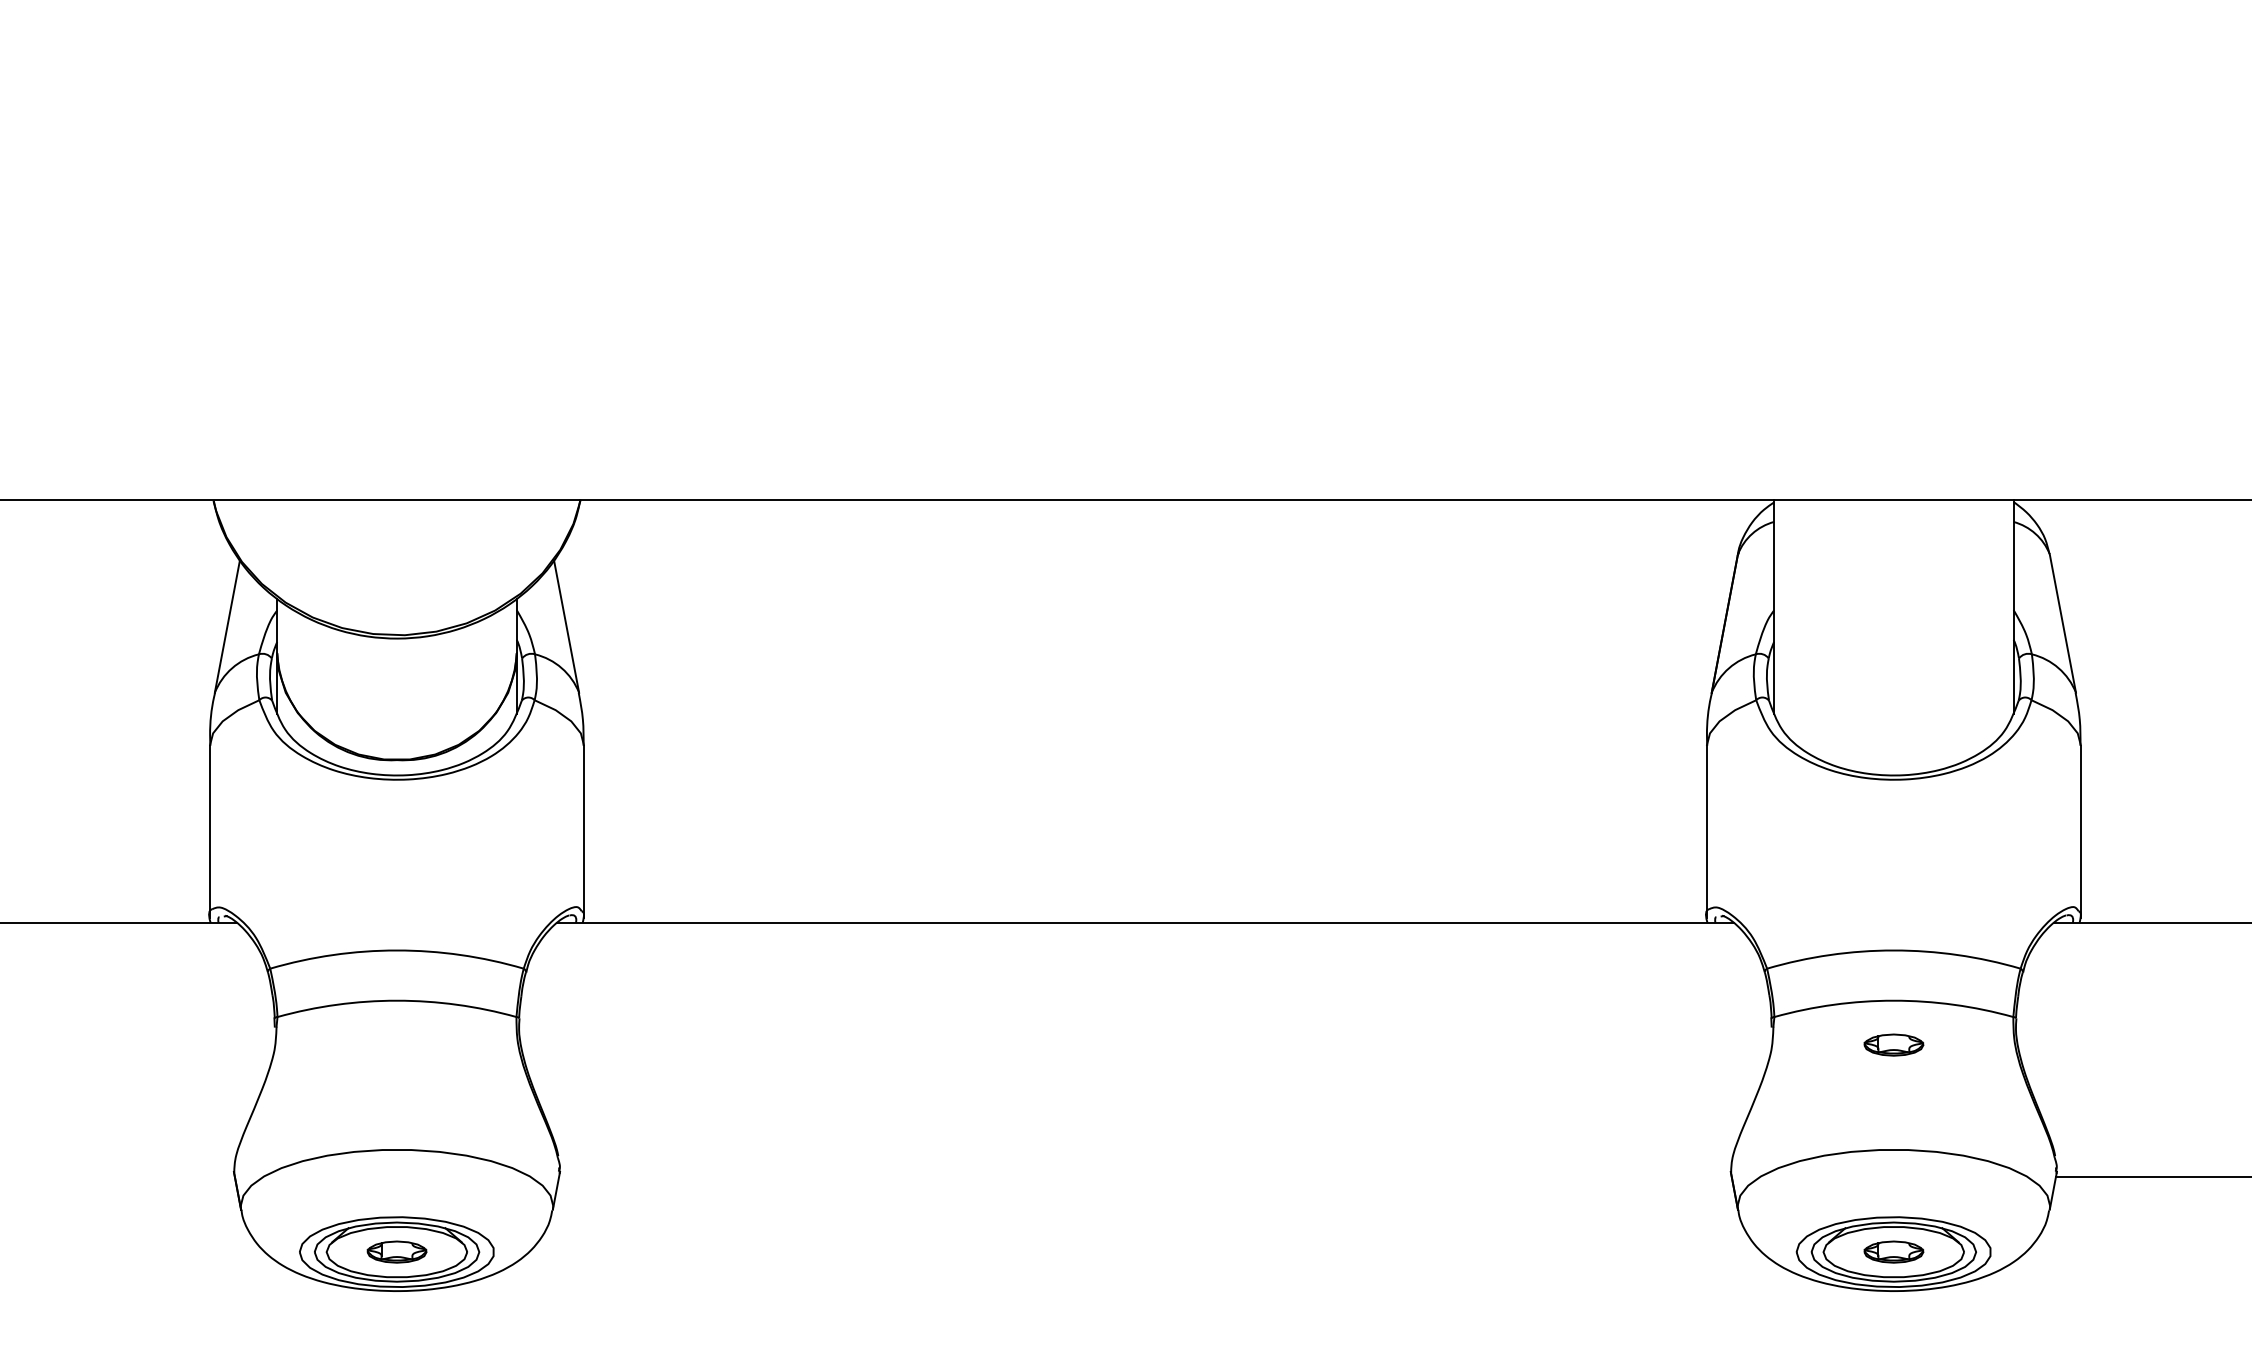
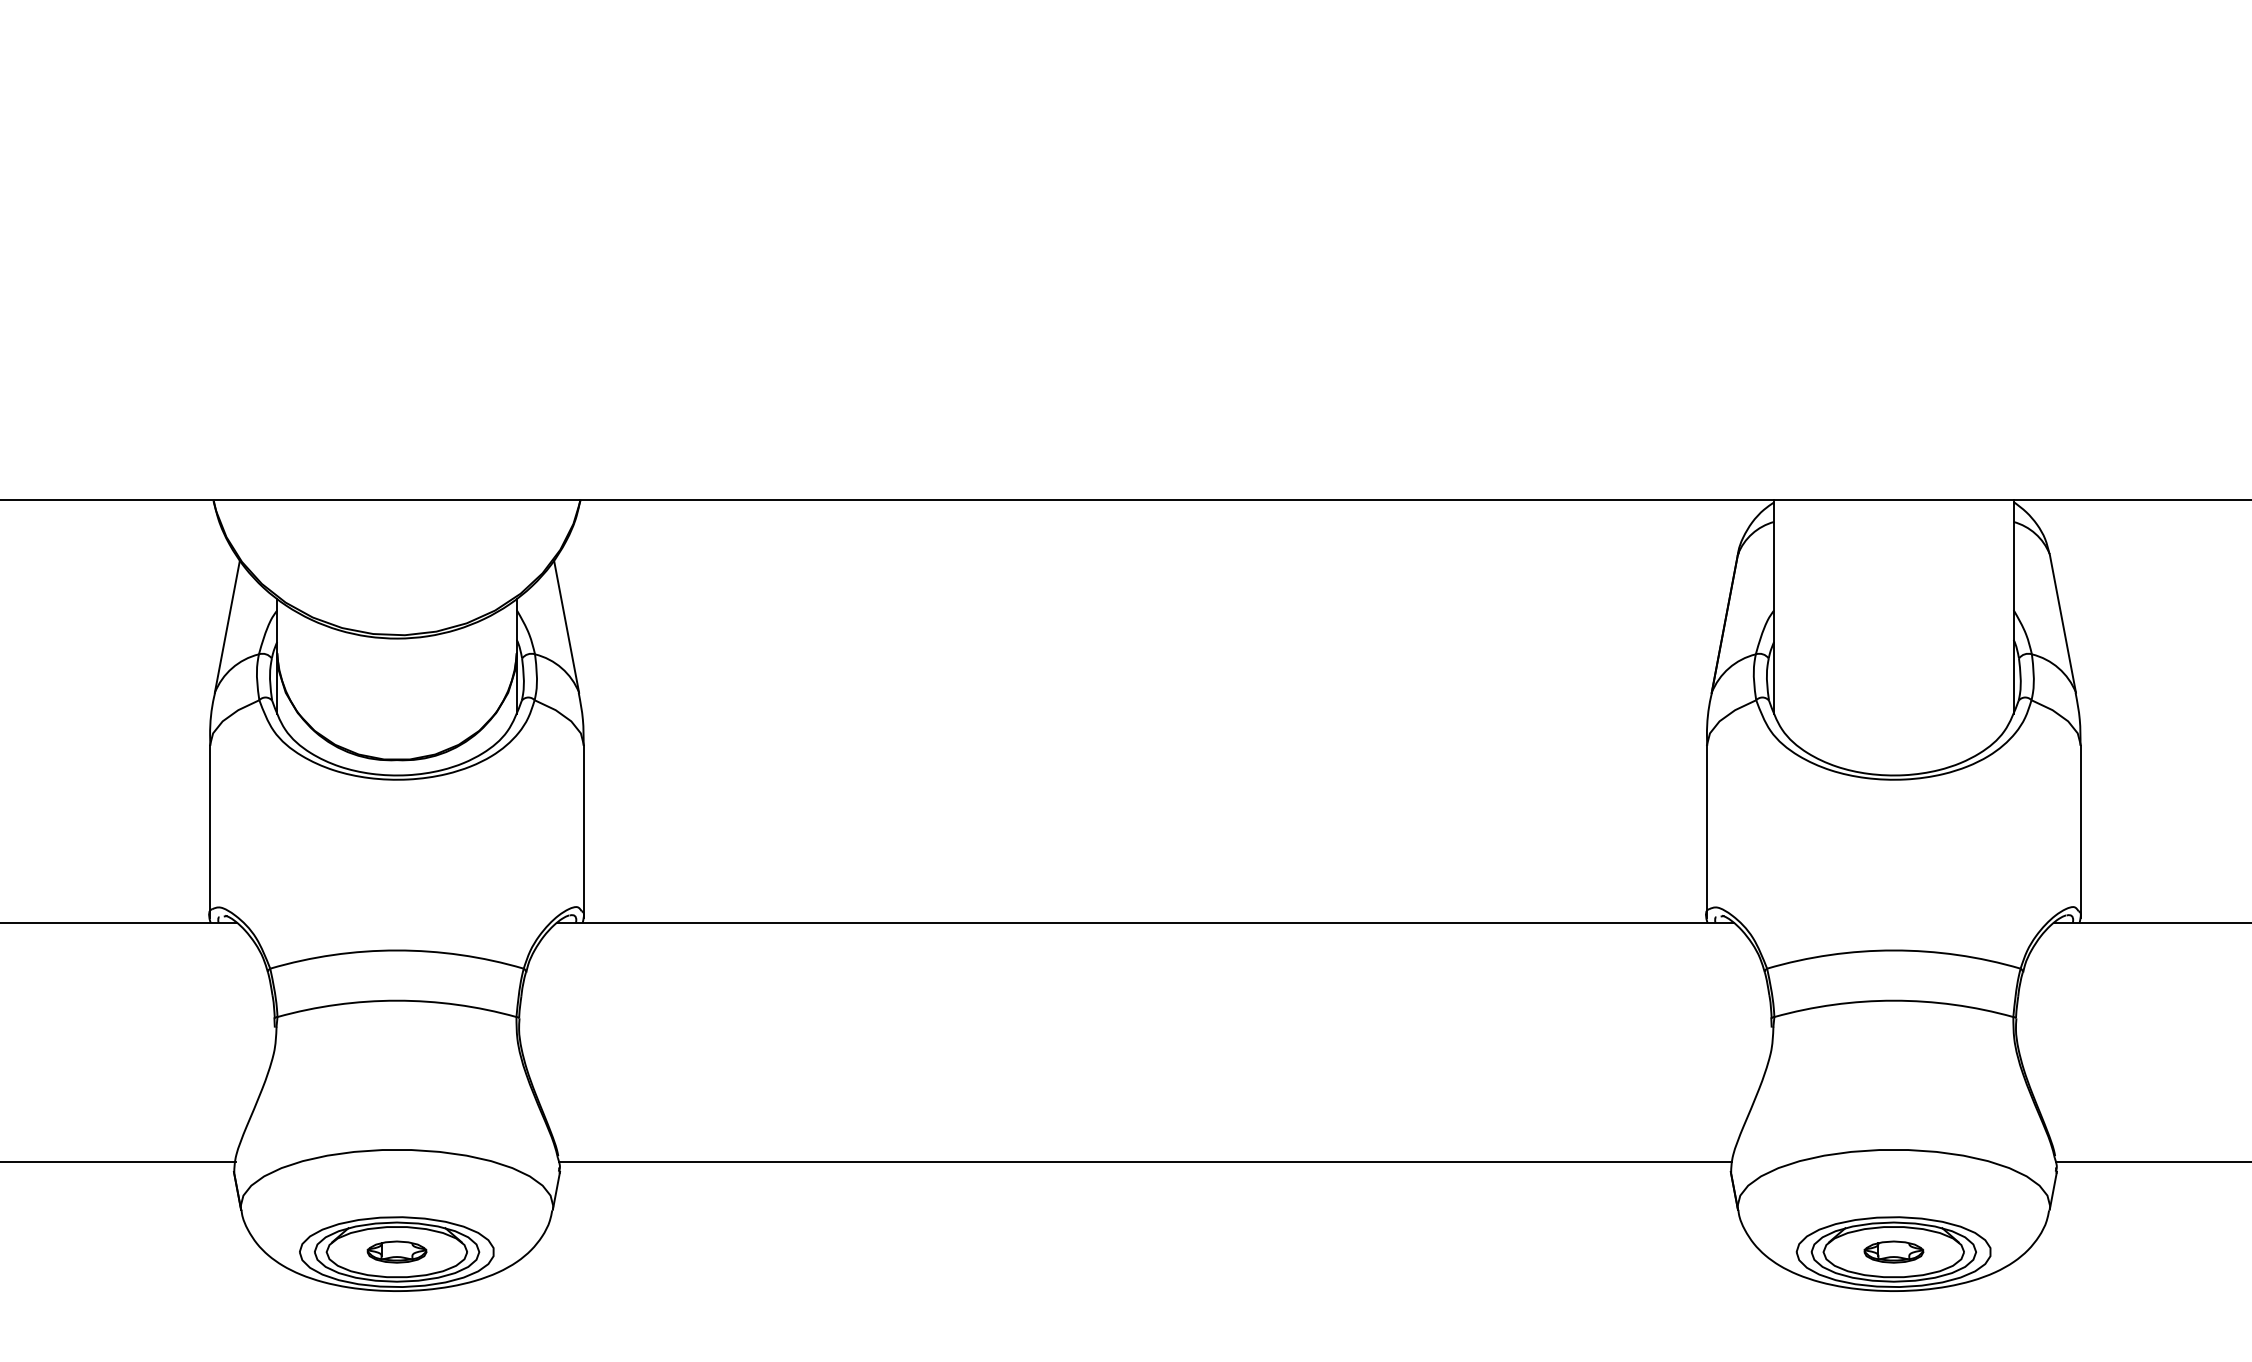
part: present -> none (1893, 1044)
line: none -> present (118, 1162)
line: none -> present (1145, 1162)
line position: (2151, 1177) -> (2151, 1162) (2151, 1162)
